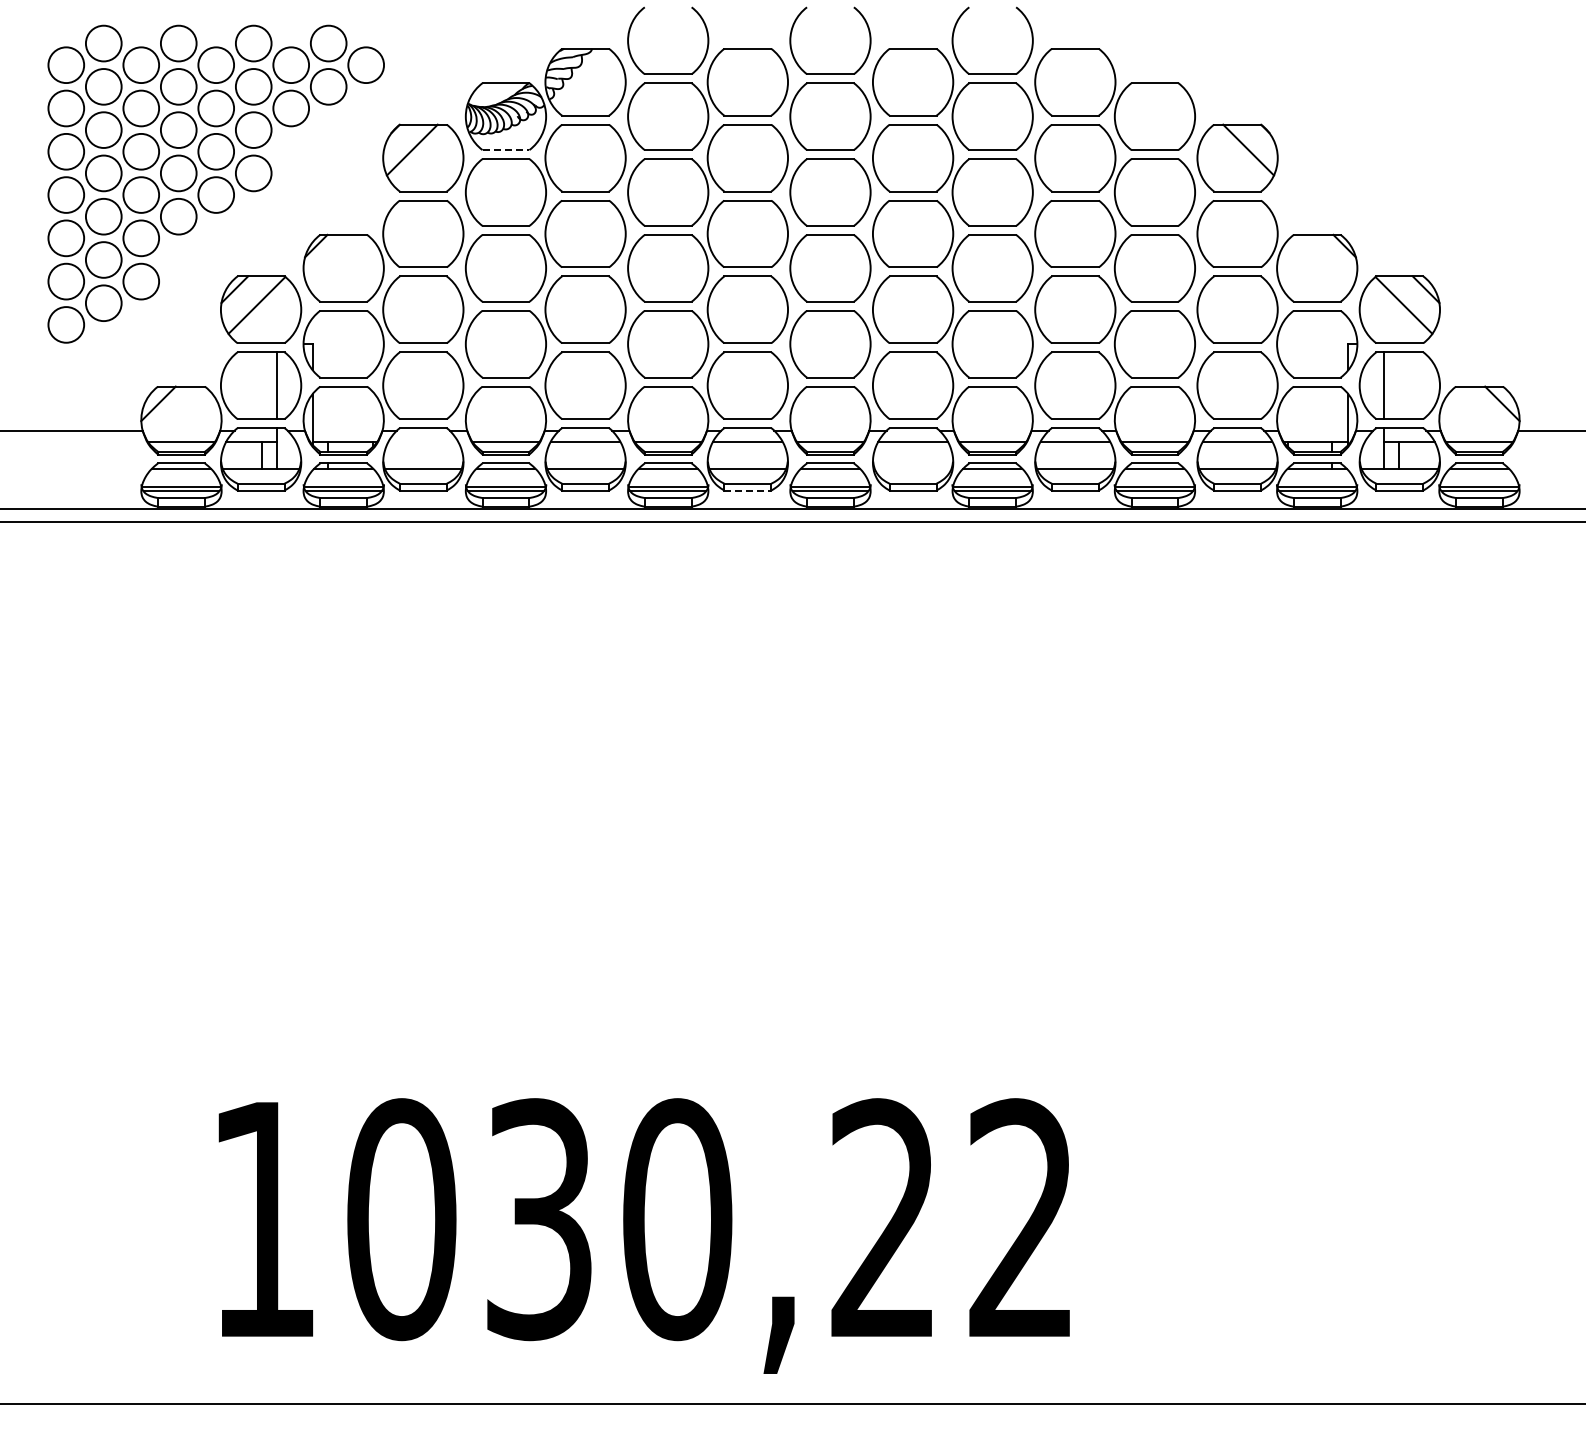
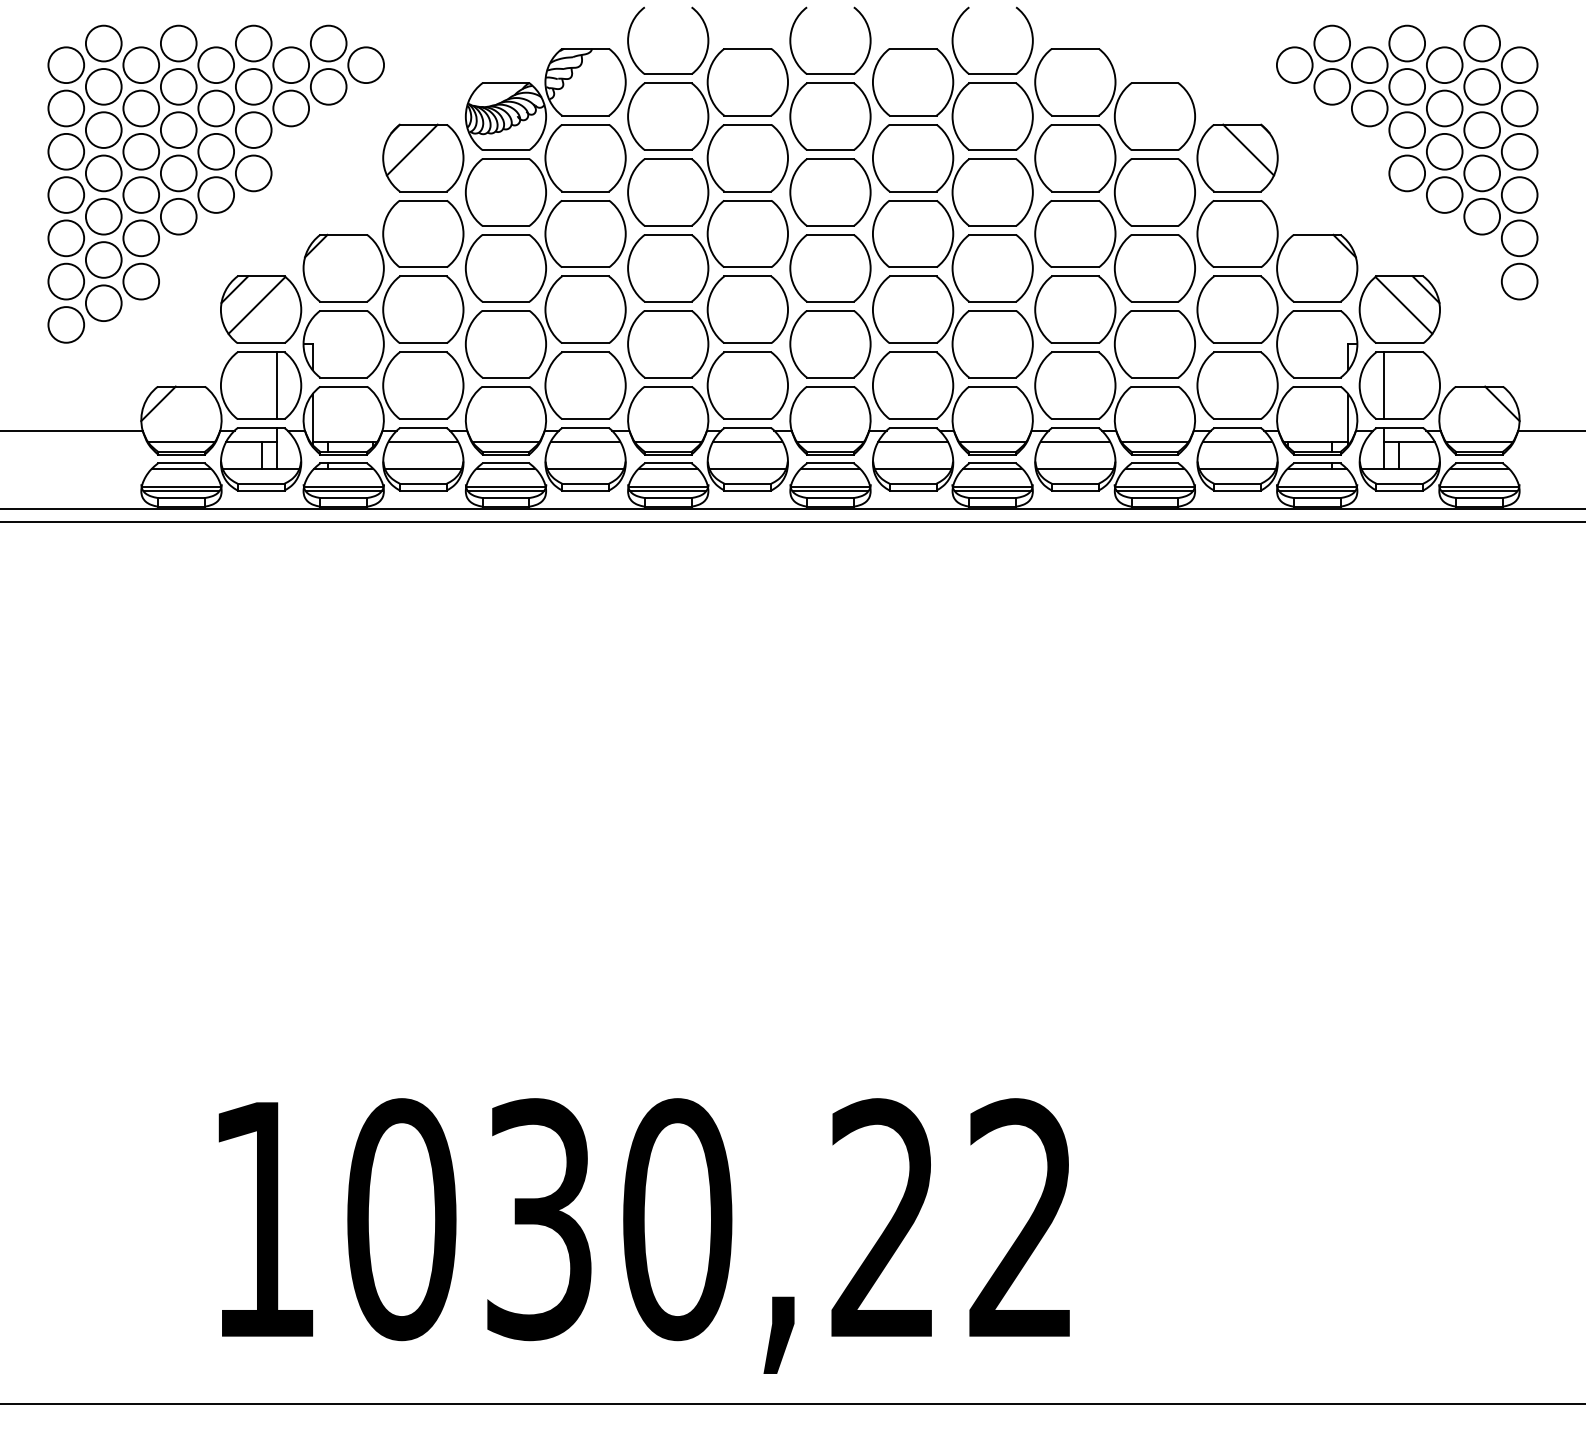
line: dashed -> solid (506, 150)
part: none -> present (1407, 162)
line: none -> present (422, 441)
line: none -> present (912, 468)
line: dashed -> solid (748, 490)
